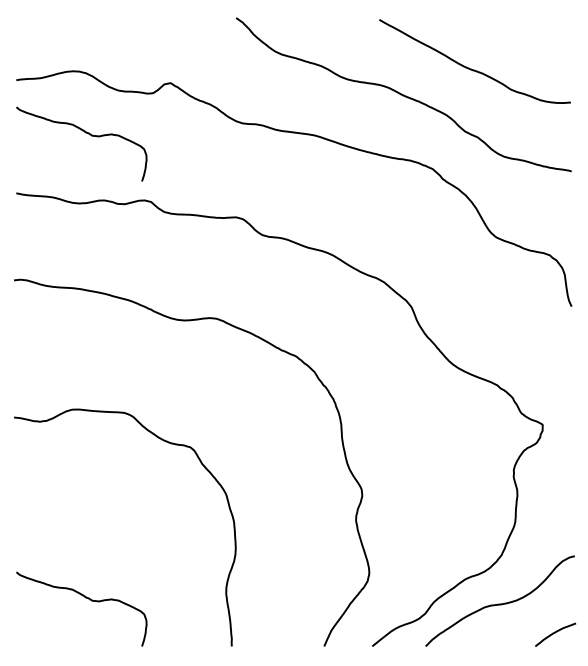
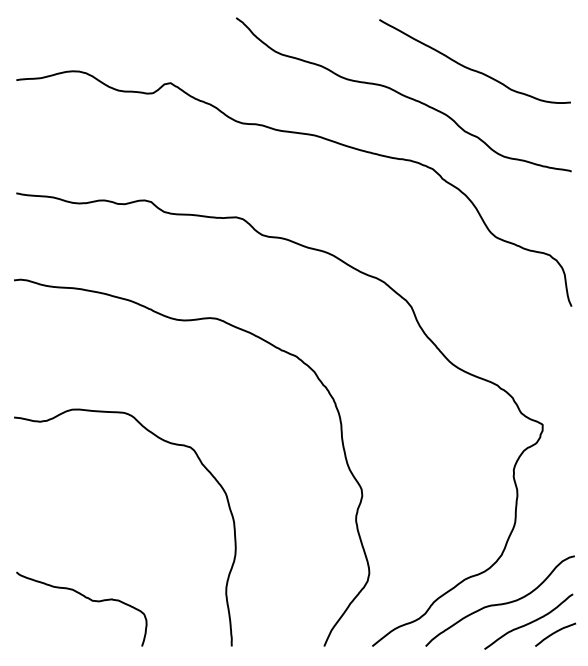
curve: present -> none (85, 133)
curve: none -> present (528, 622)
